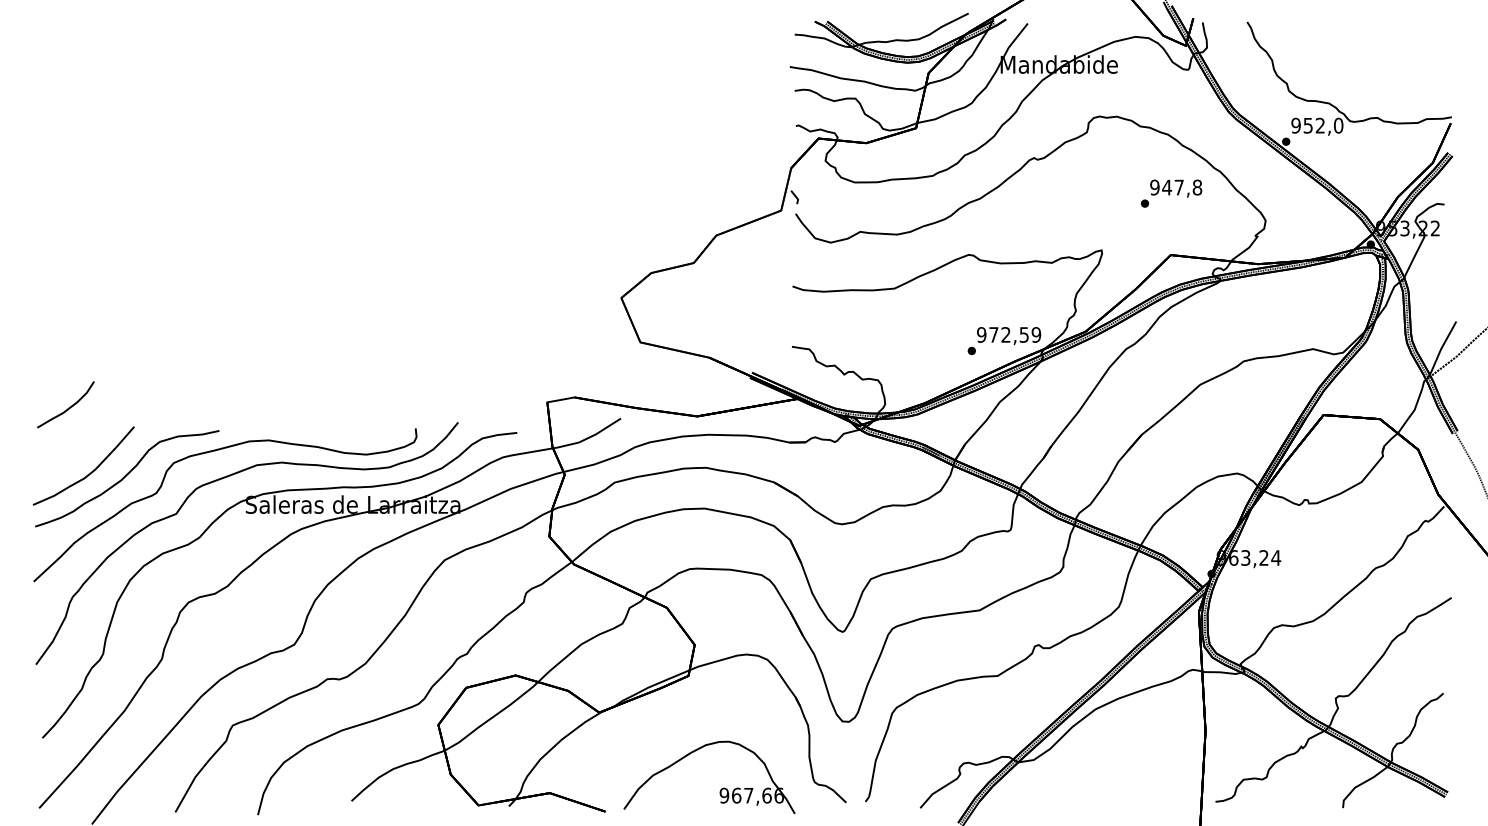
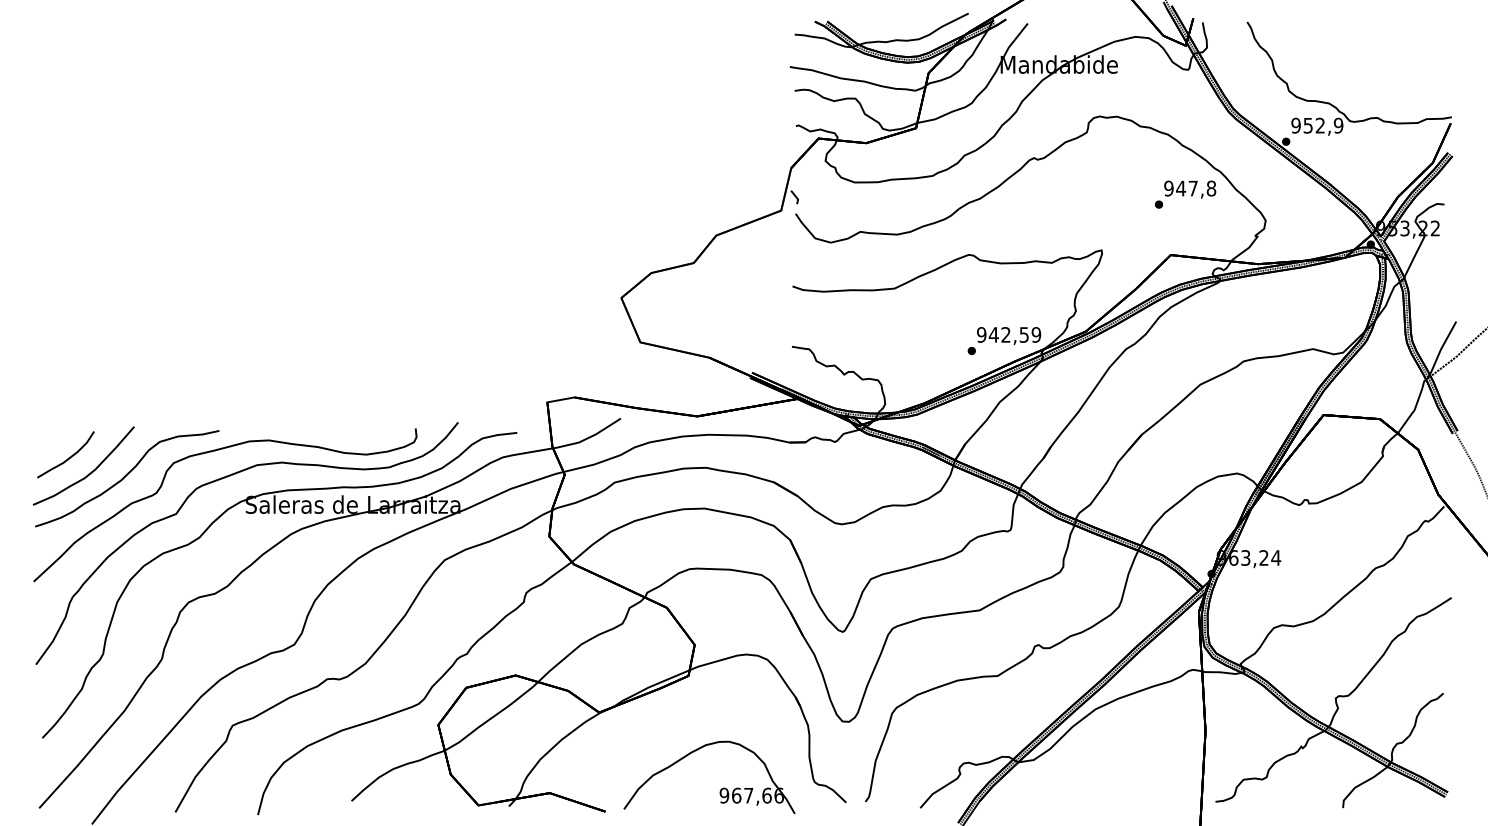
text: 952,0 -> 952,9 (1338, 125)
text position: (1171, 193) -> (1185, 194) (1185, 194)
text: 972,59 -> 942,59 (993, 334)
part position: (65, 404) -> (65, 454) (65, 454)
